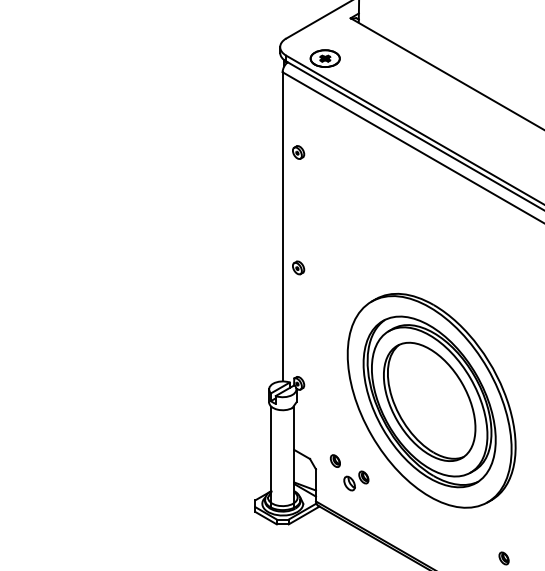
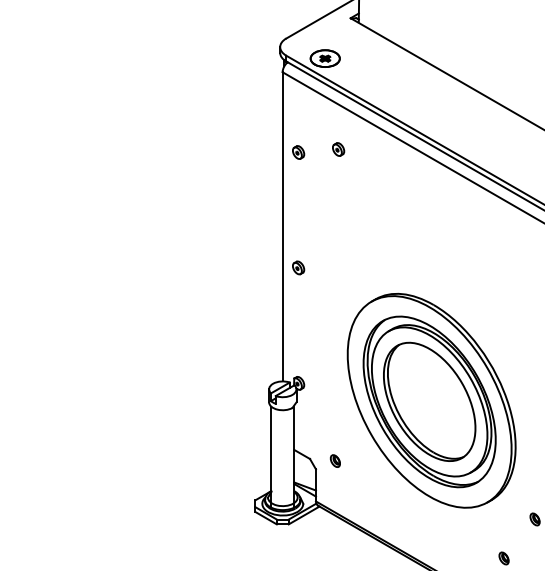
part: none -> present (338, 149)
part: present -> none (356, 480)
part: none -> present (534, 519)
